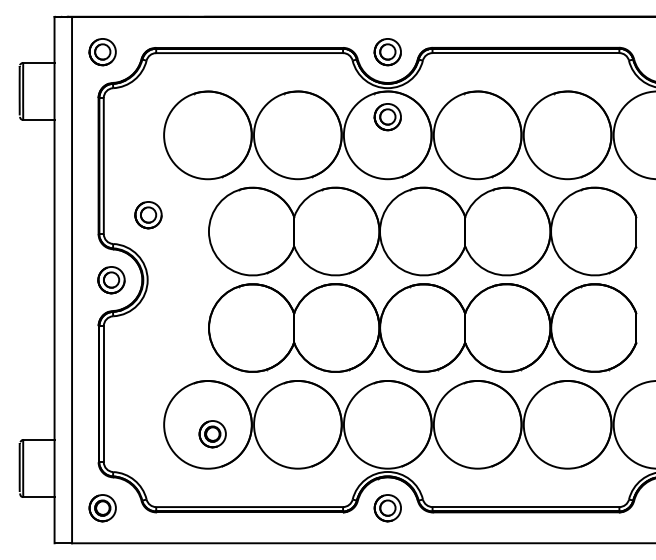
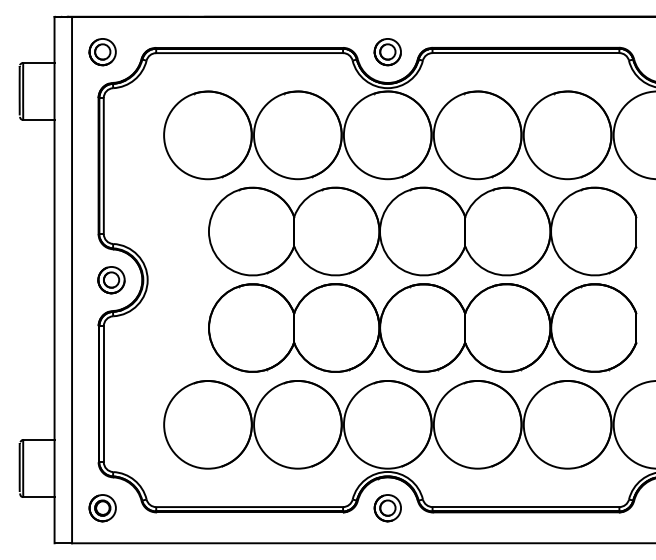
part: present -> none (387, 117)
part: present -> none (148, 215)
part: present -> none (212, 434)
